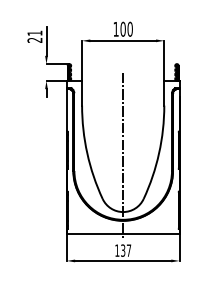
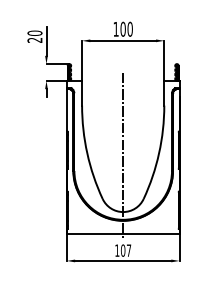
text: 21 -> 20 (34, 32)
text: 137 -> 107 (123, 250)
